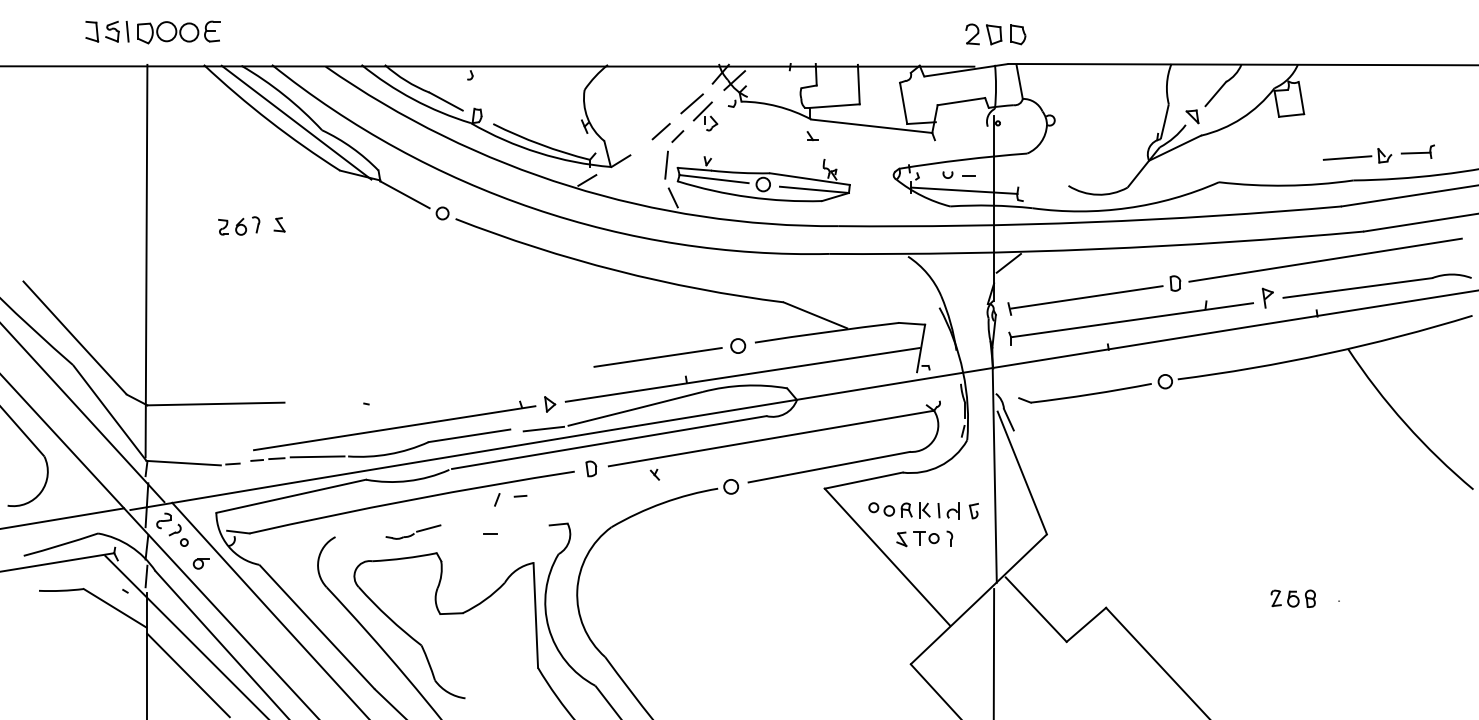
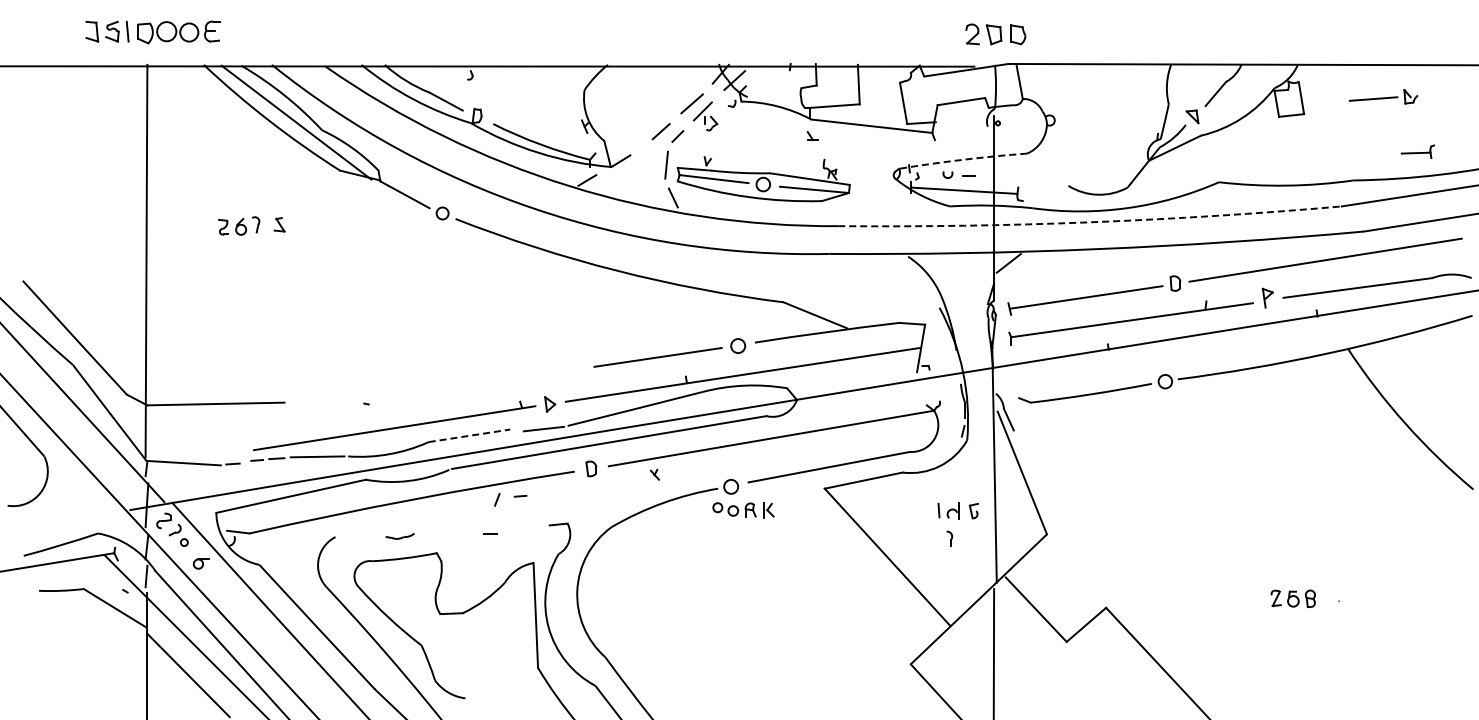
part position: (1357, 155) -> (1383, 96) (1383, 96)
arc: solid -> dashed (963, 159)
arc: solid -> dashed (1090, 222)
line: solid -> dashed (470, 435)
part position: (899, 510) -> (743, 510) (743, 510)
line: present -> none (63, 518)
line: present -> none (428, 528)
part: present -> none (917, 539)
